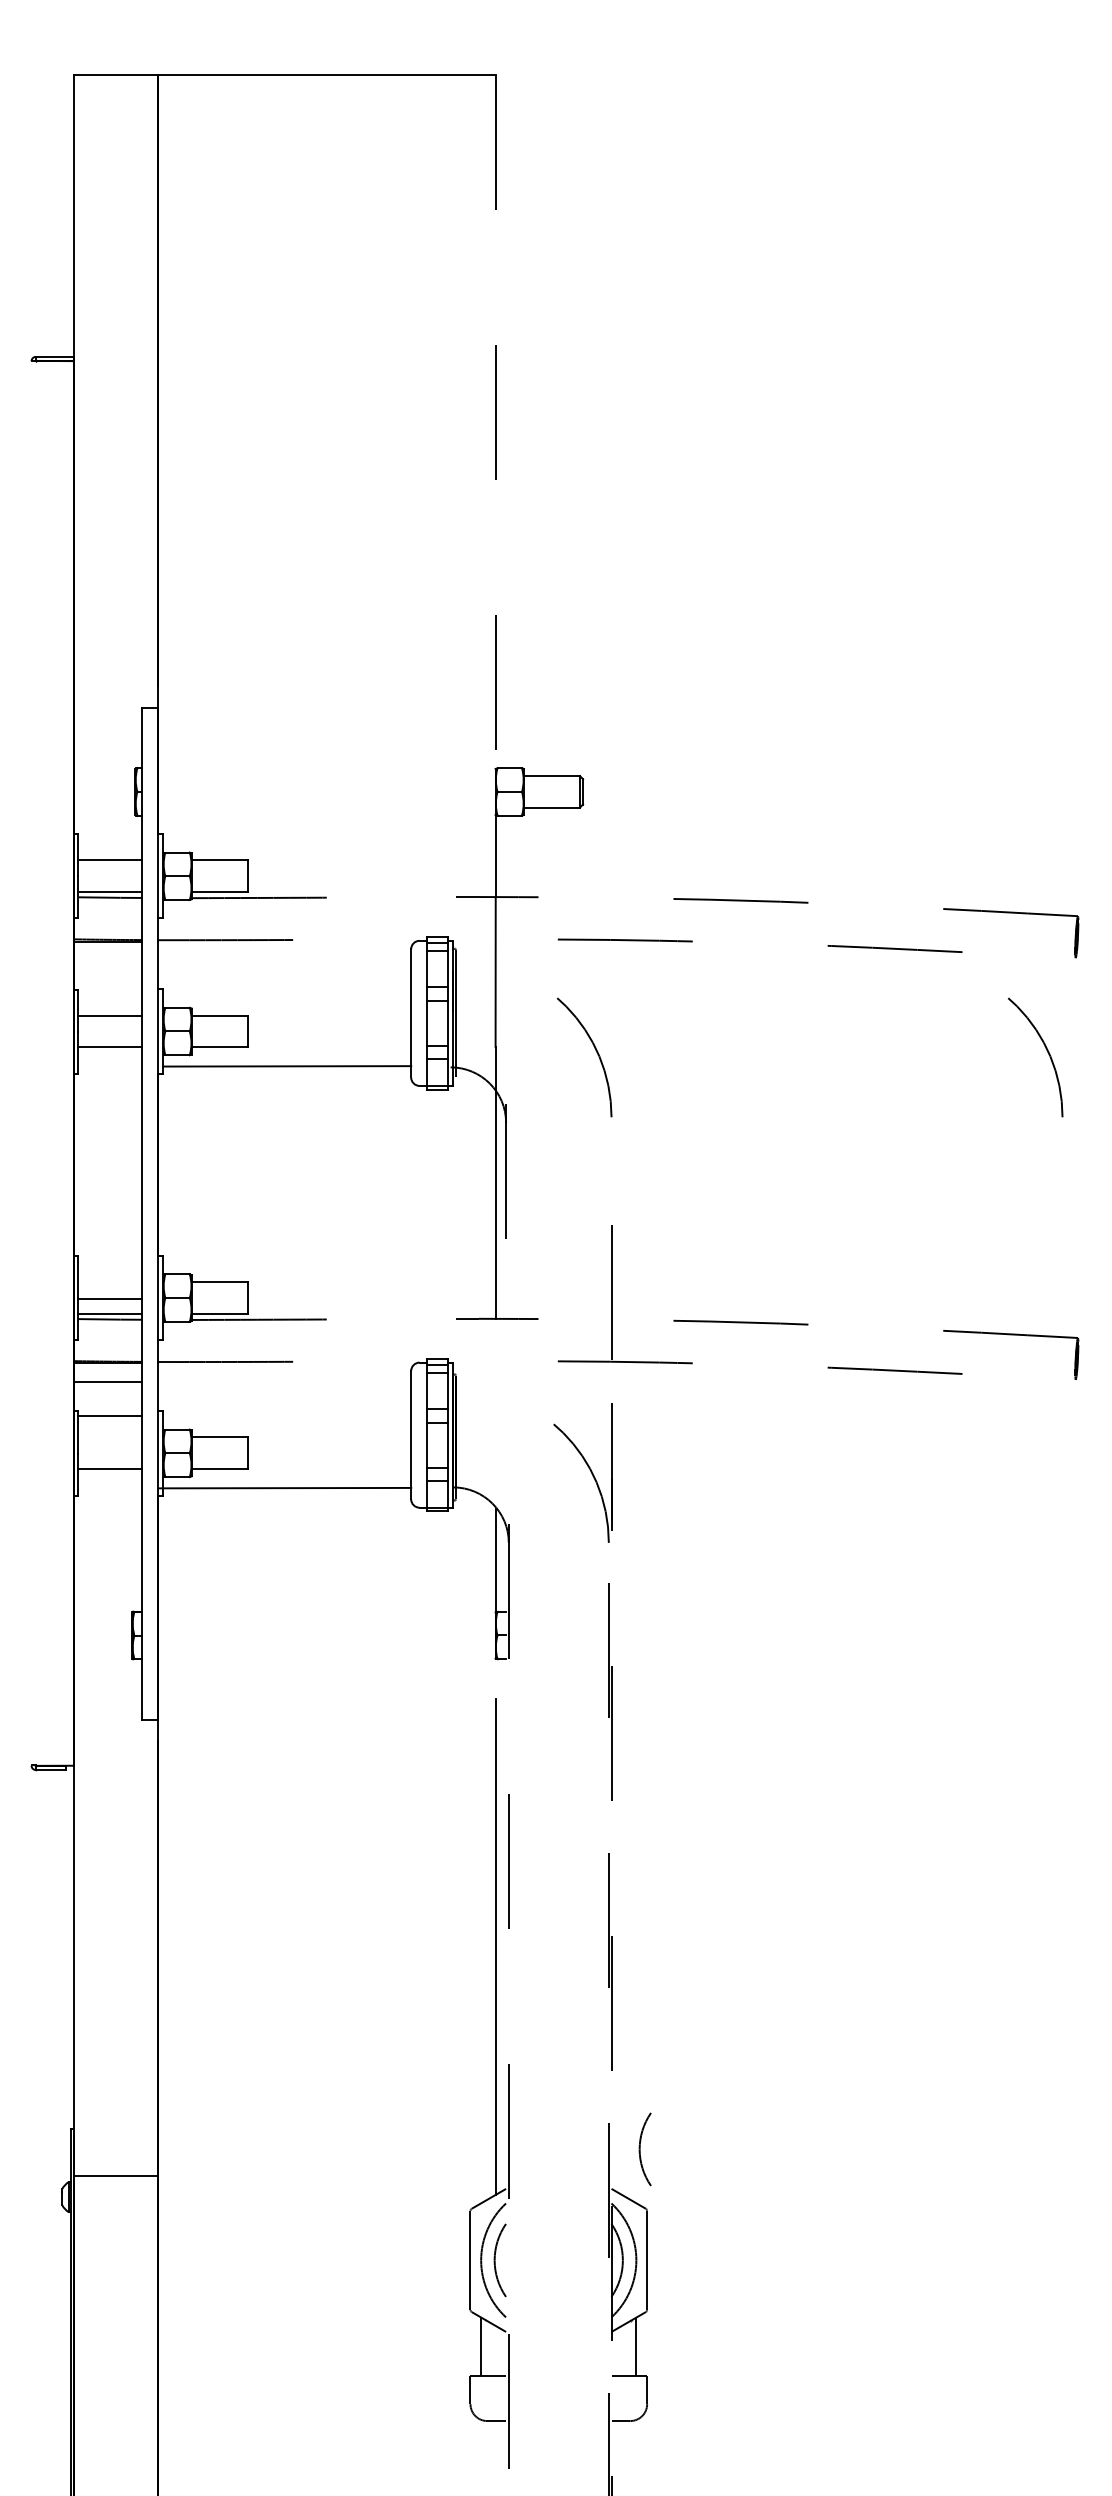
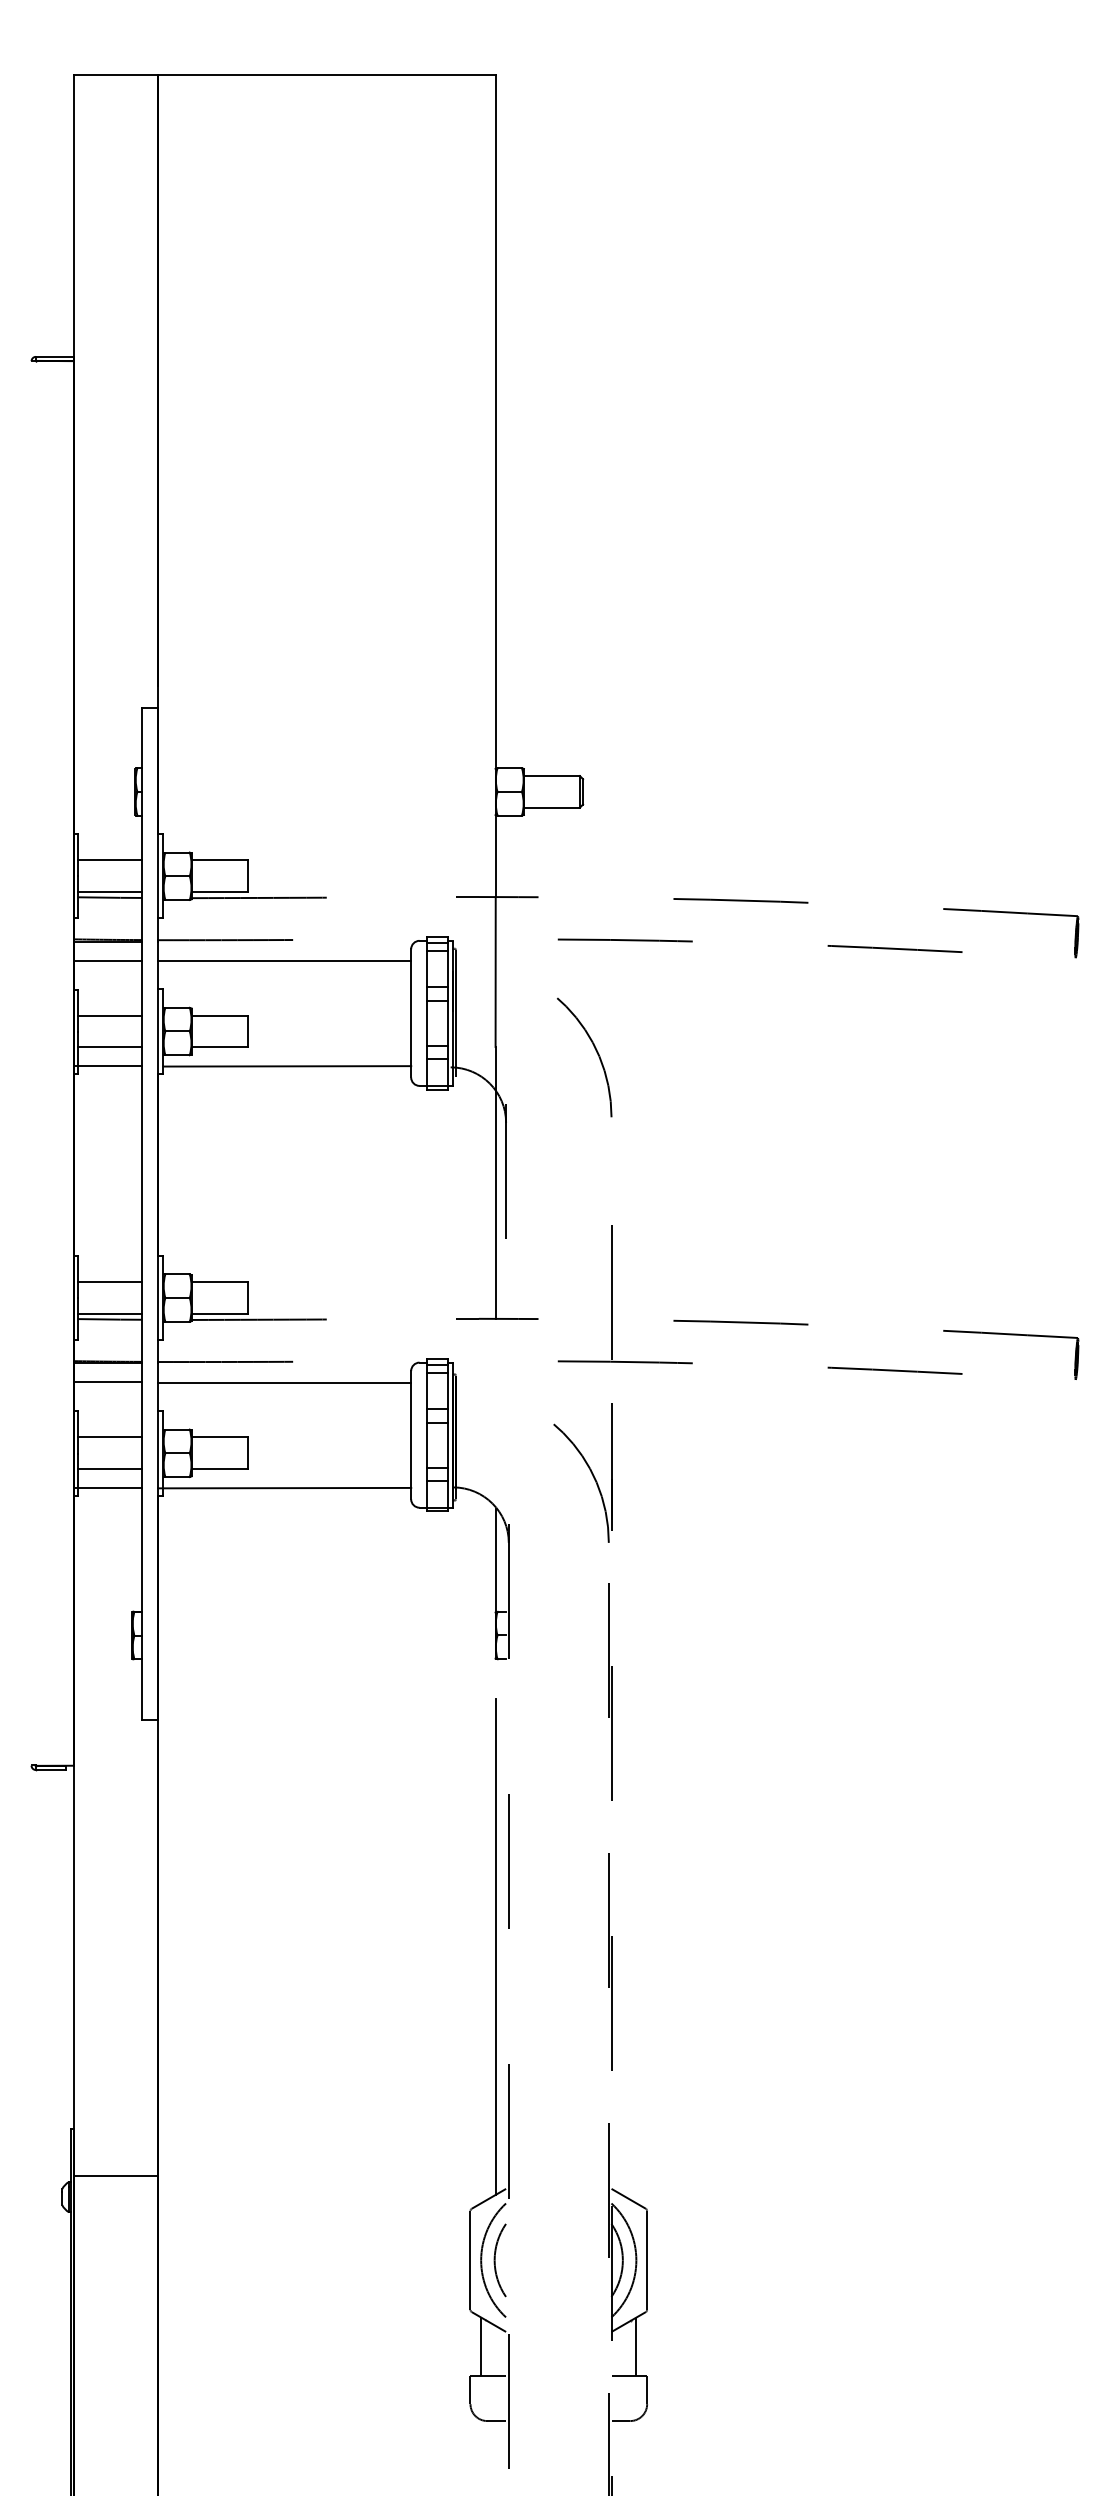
line: dashed -> solid (495, 422)
line: none -> present (107, 960)
line: none -> present (284, 960)
arc: present -> none (1047, 1052)
line: none -> present (107, 1066)
line position: (109, 1299) -> (109, 1282) (109, 1282)
line: none -> present (284, 1382)
line position: (109, 1416) -> (109, 1437) (109, 1437)
line: none -> present (107, 1487)
arc: present -> none (640, 2149)
